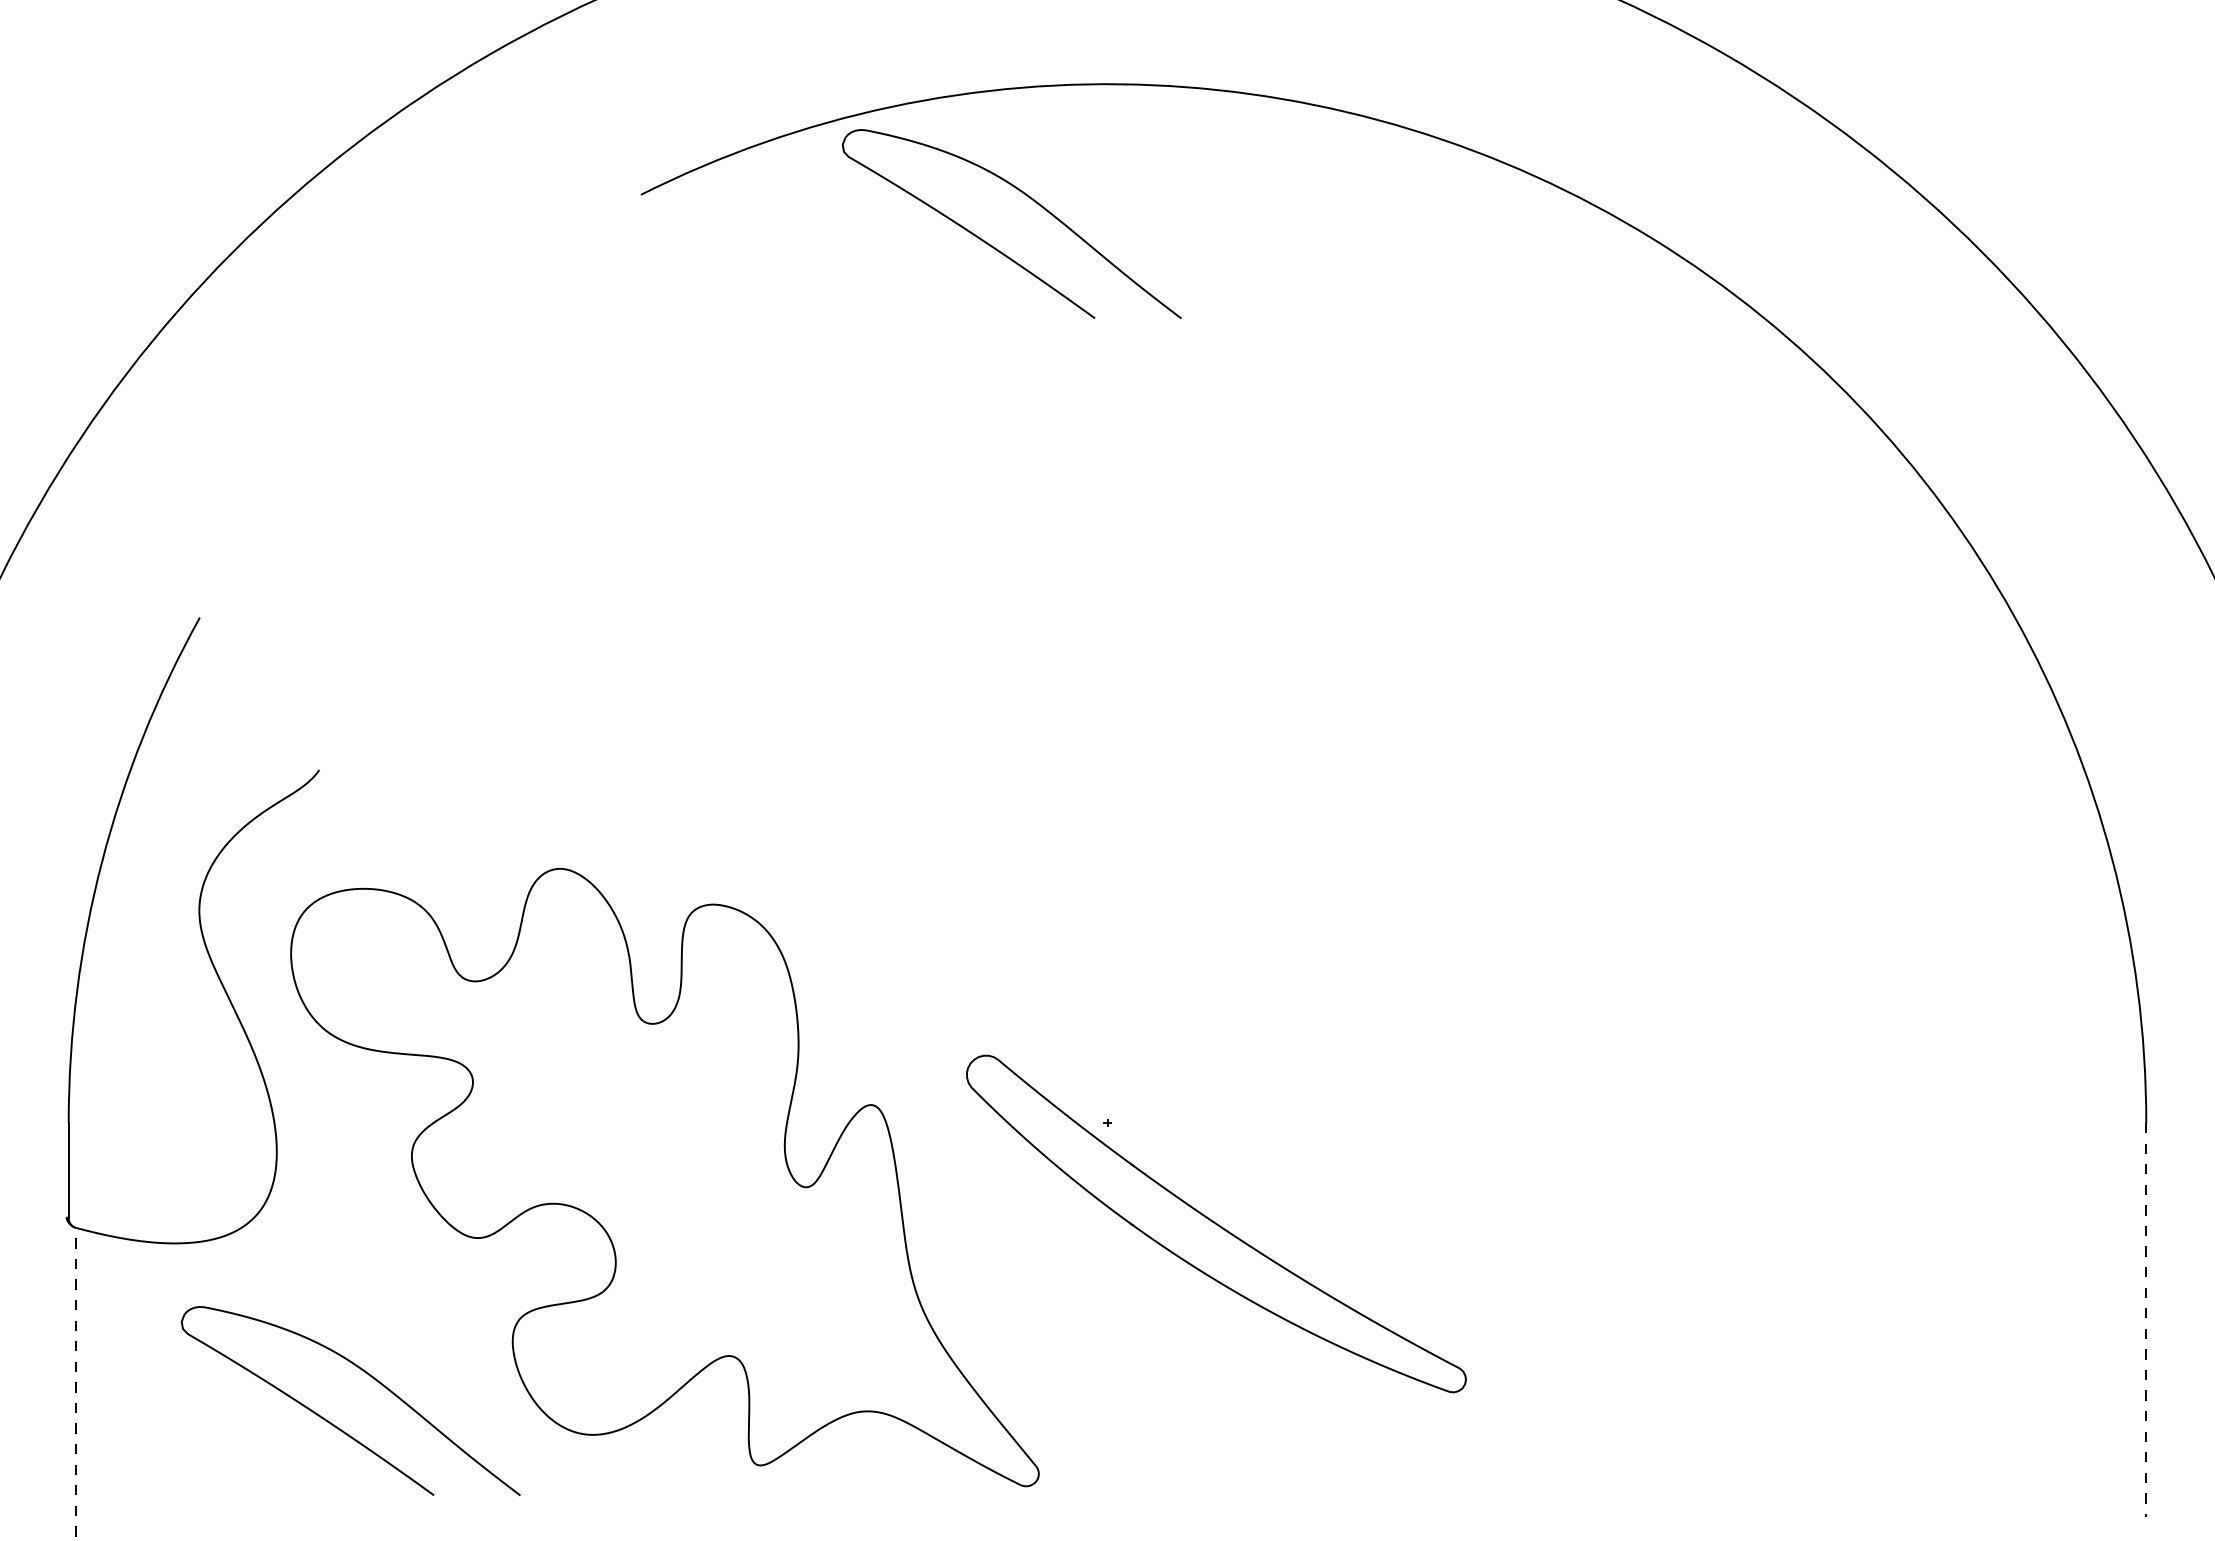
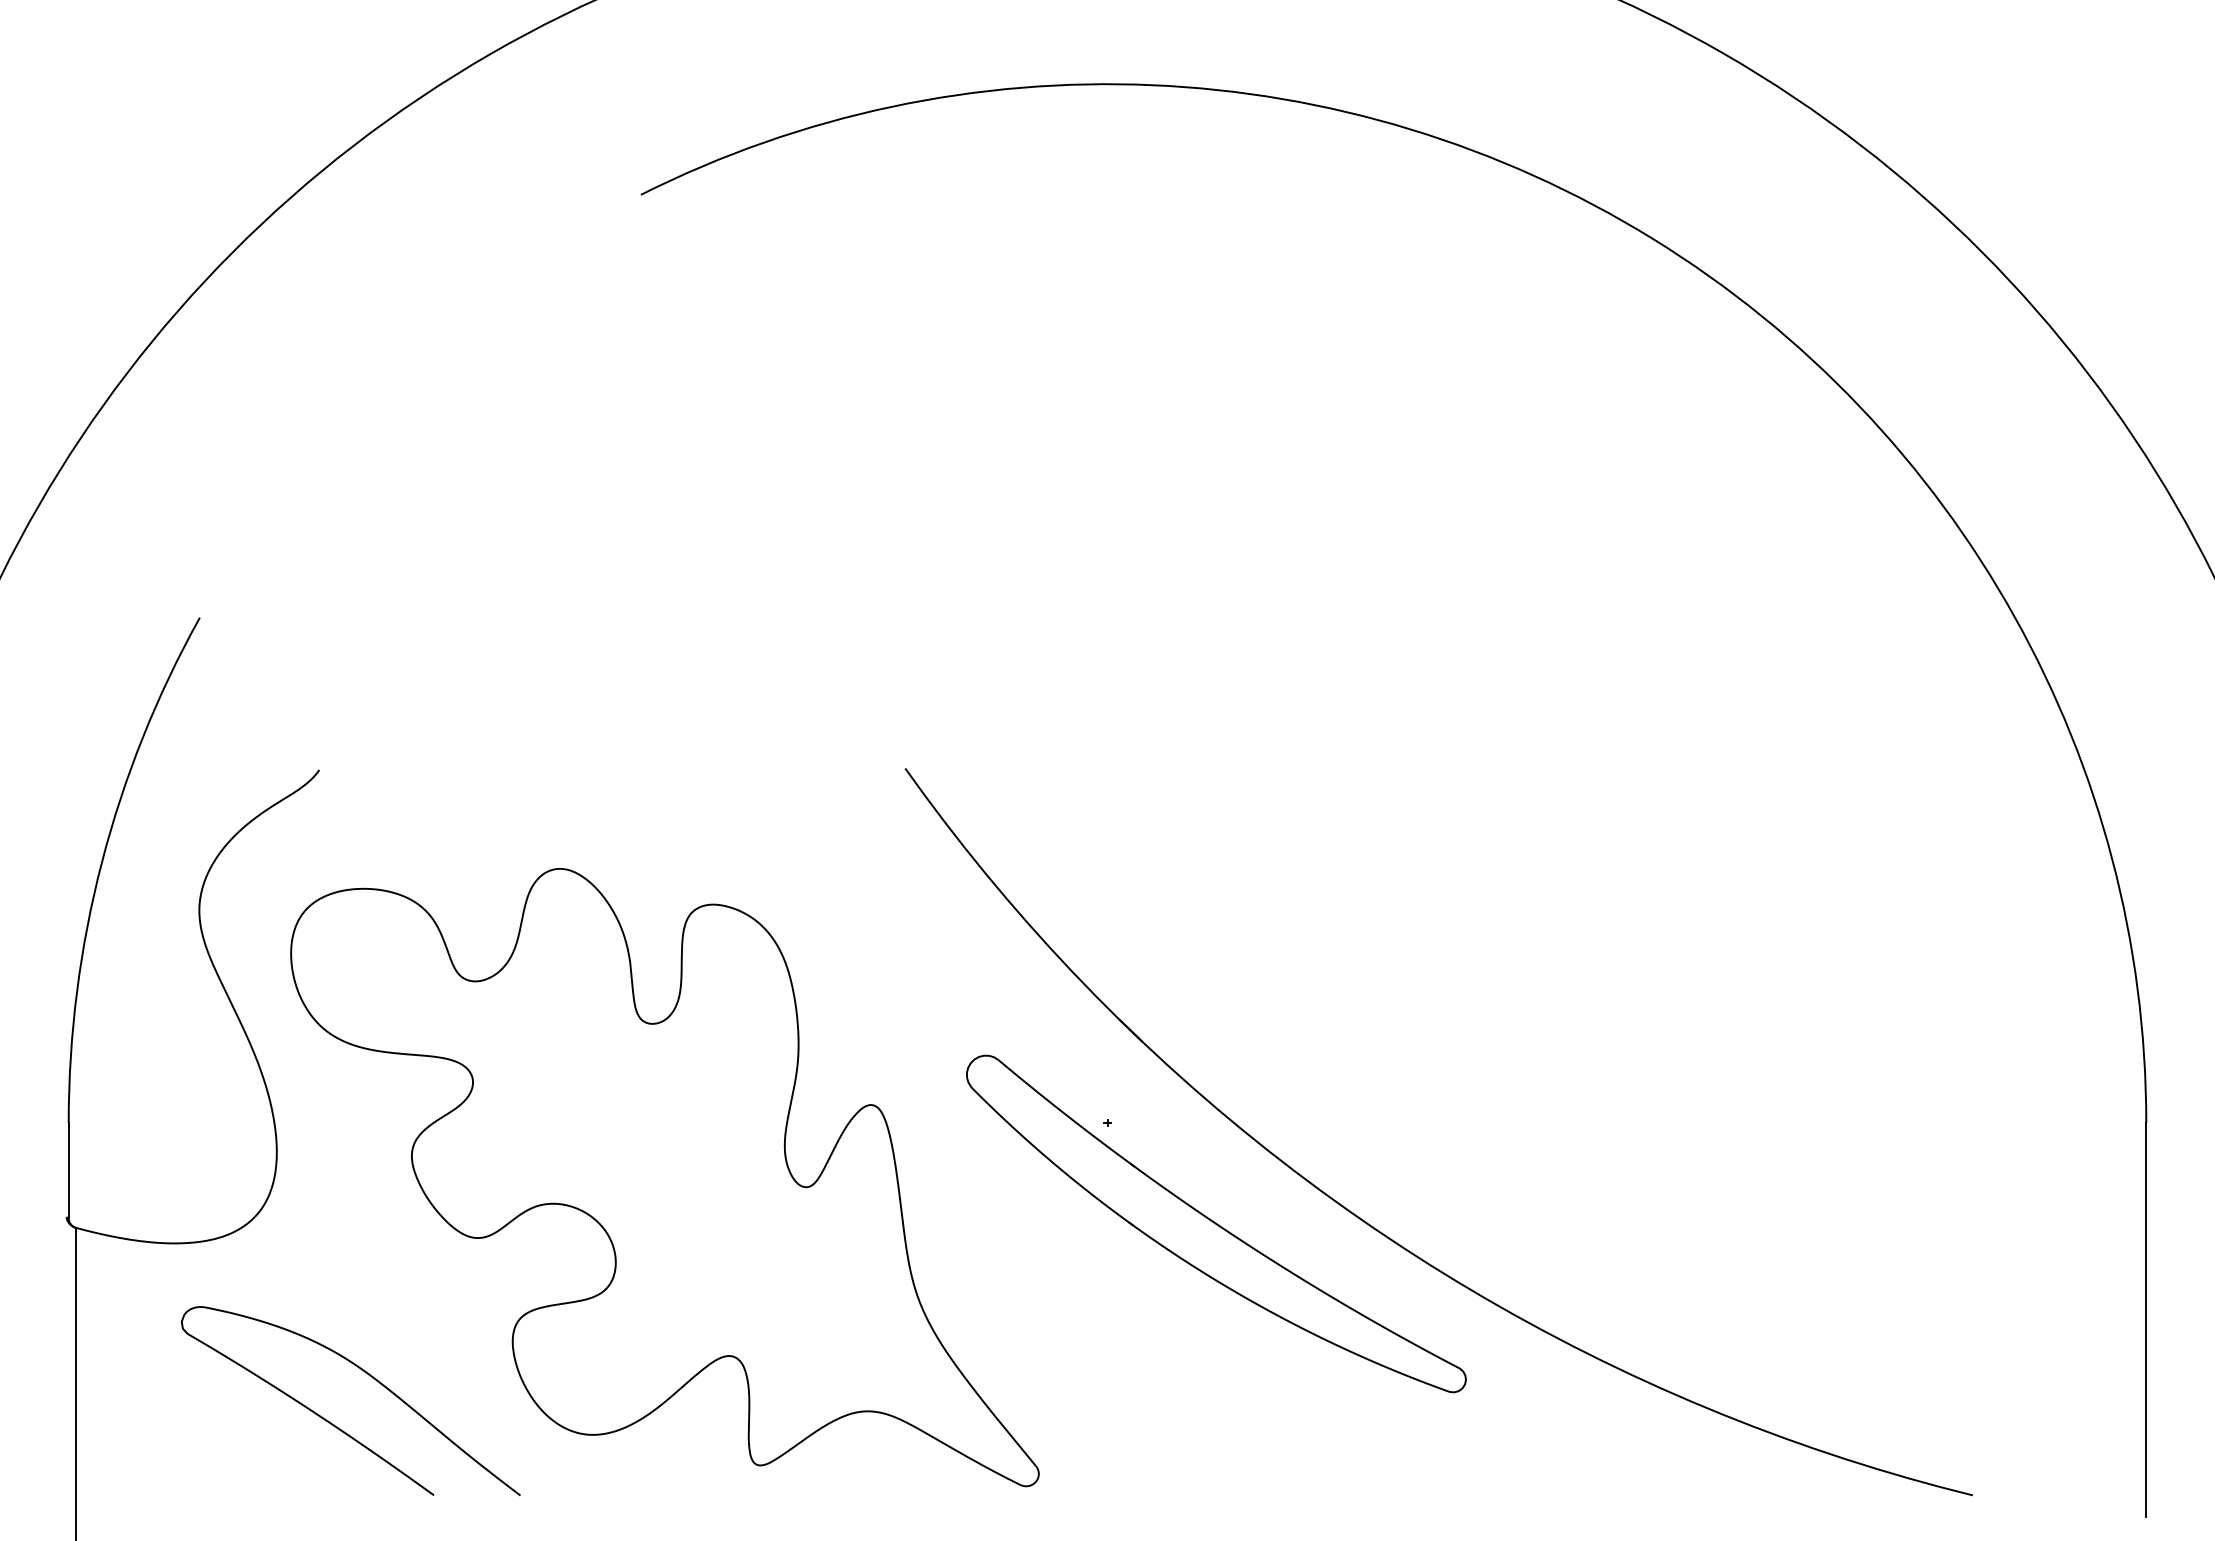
part: present -> none (995, 247)
part: none -> present (1376, 1228)
line: dashed -> solid (2146, 1320)
line: dashed -> solid (76, 1383)
